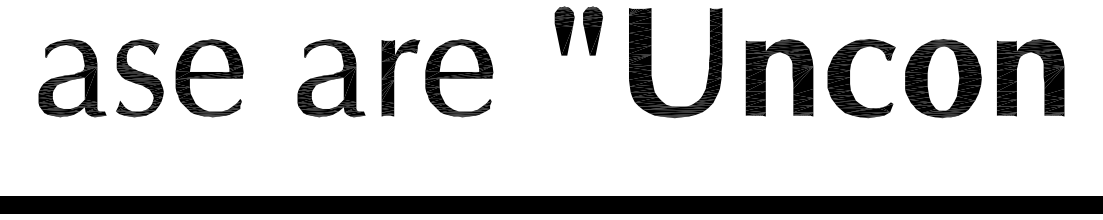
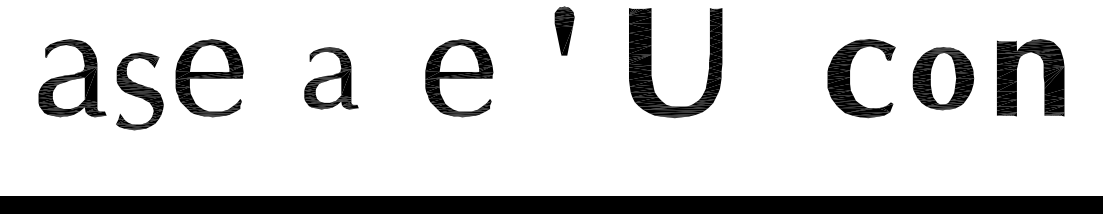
part: present -> none (592, 30)
part: present -> none (400, 77)
part: present -> none (792, 77)
part position: (139, 78) -> (139, 91) (139, 91)
part size: 69x79 px -> 55x63 px (331, 78)
part size: 77x80 px -> 63x64 px (943, 78)
